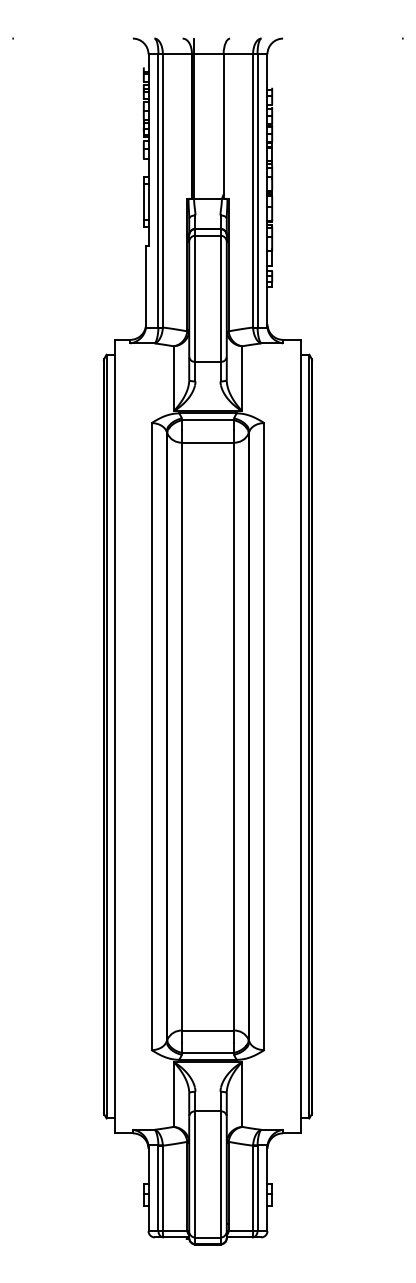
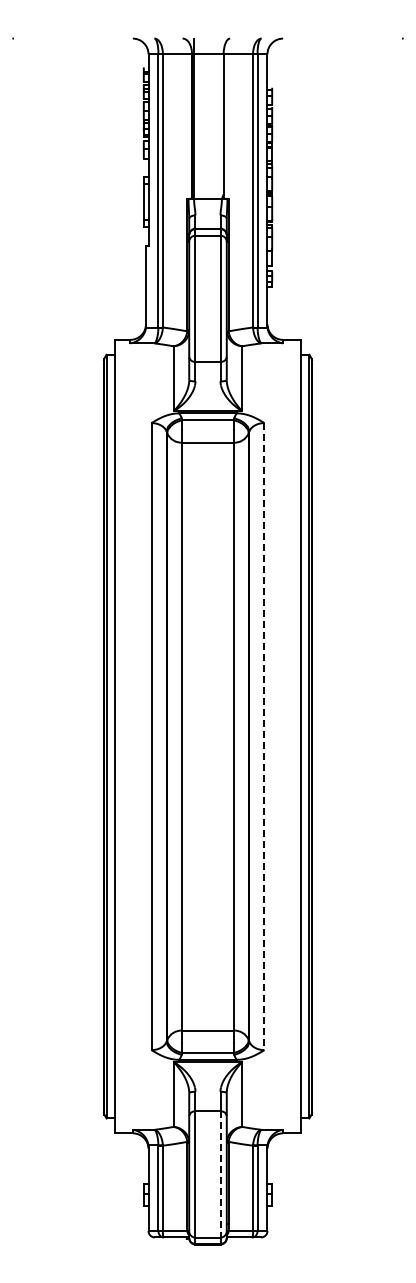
line: solid -> dashed (264, 736)
line: solid -> dashed (220, 1174)
